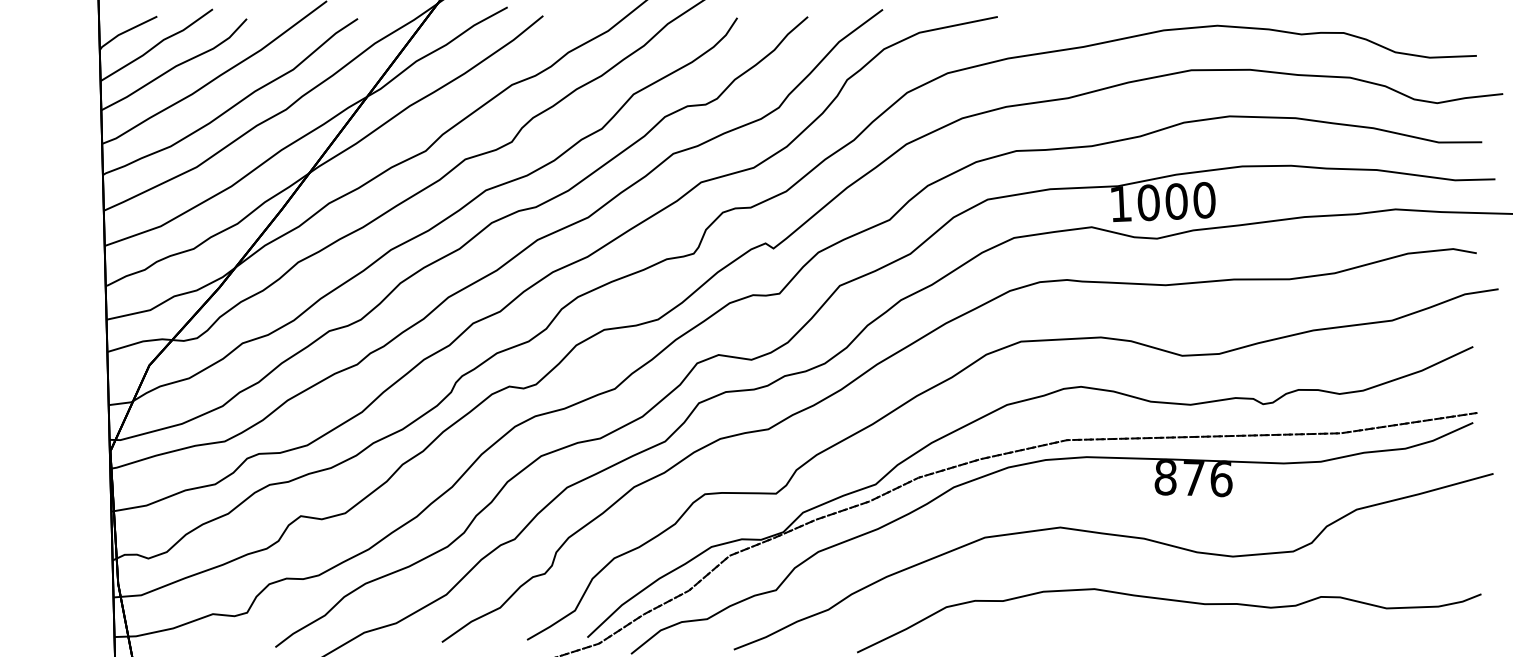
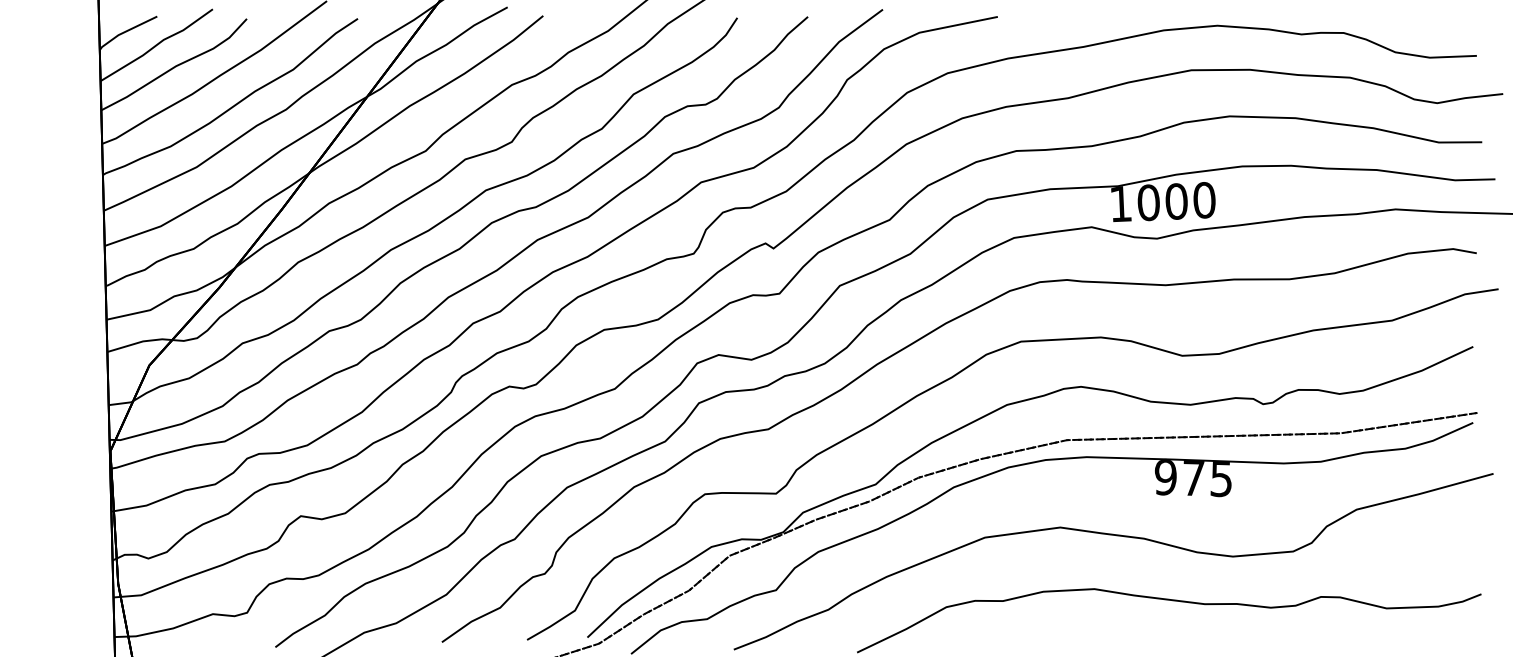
text: 876 -> 975 (1193, 478)
